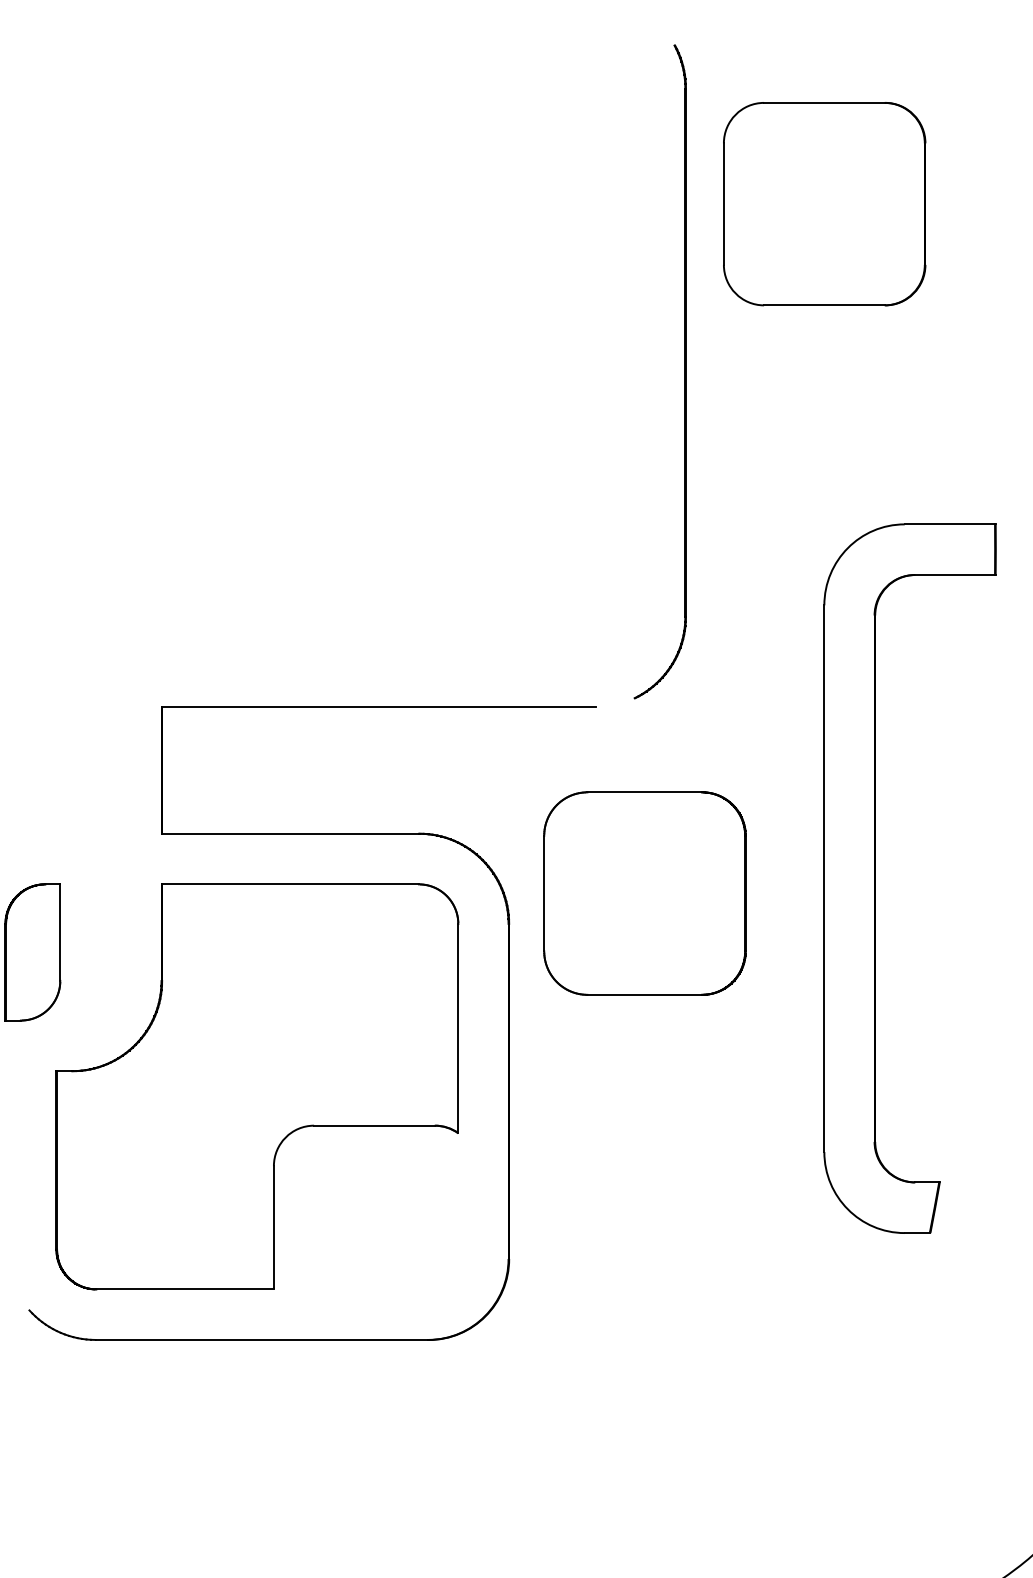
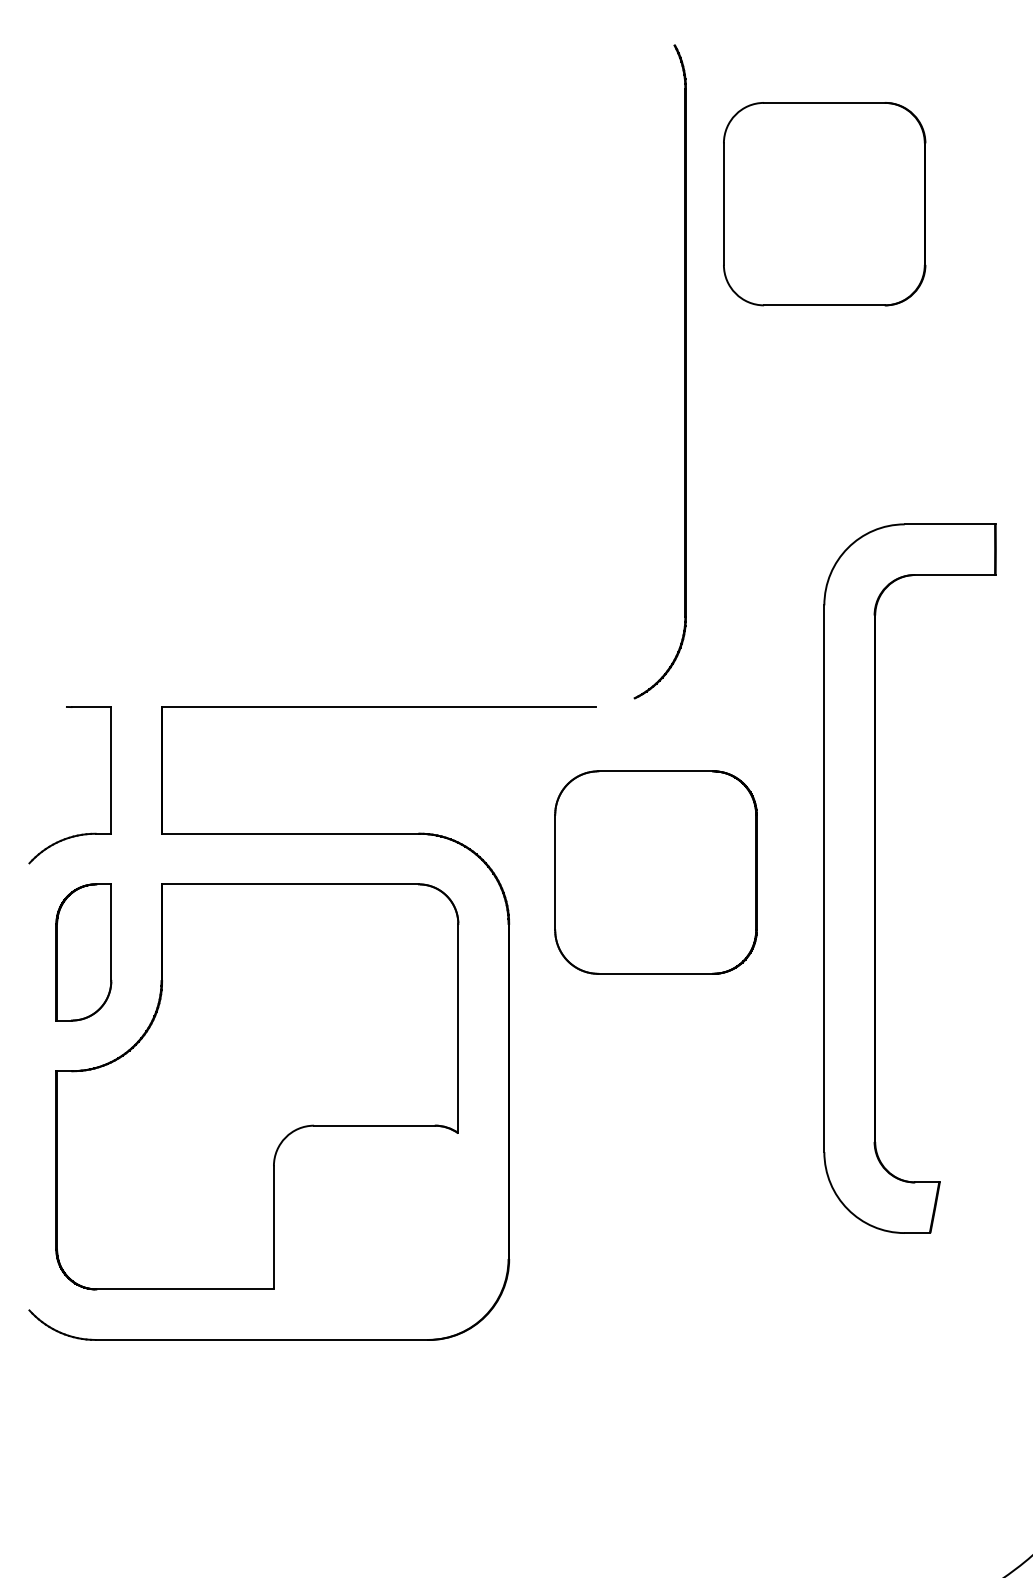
part: none -> present (110, 785)
part position: (644, 893) -> (655, 872) (655, 872)
part position: (32, 952) -> (83, 952) (83, 952)
